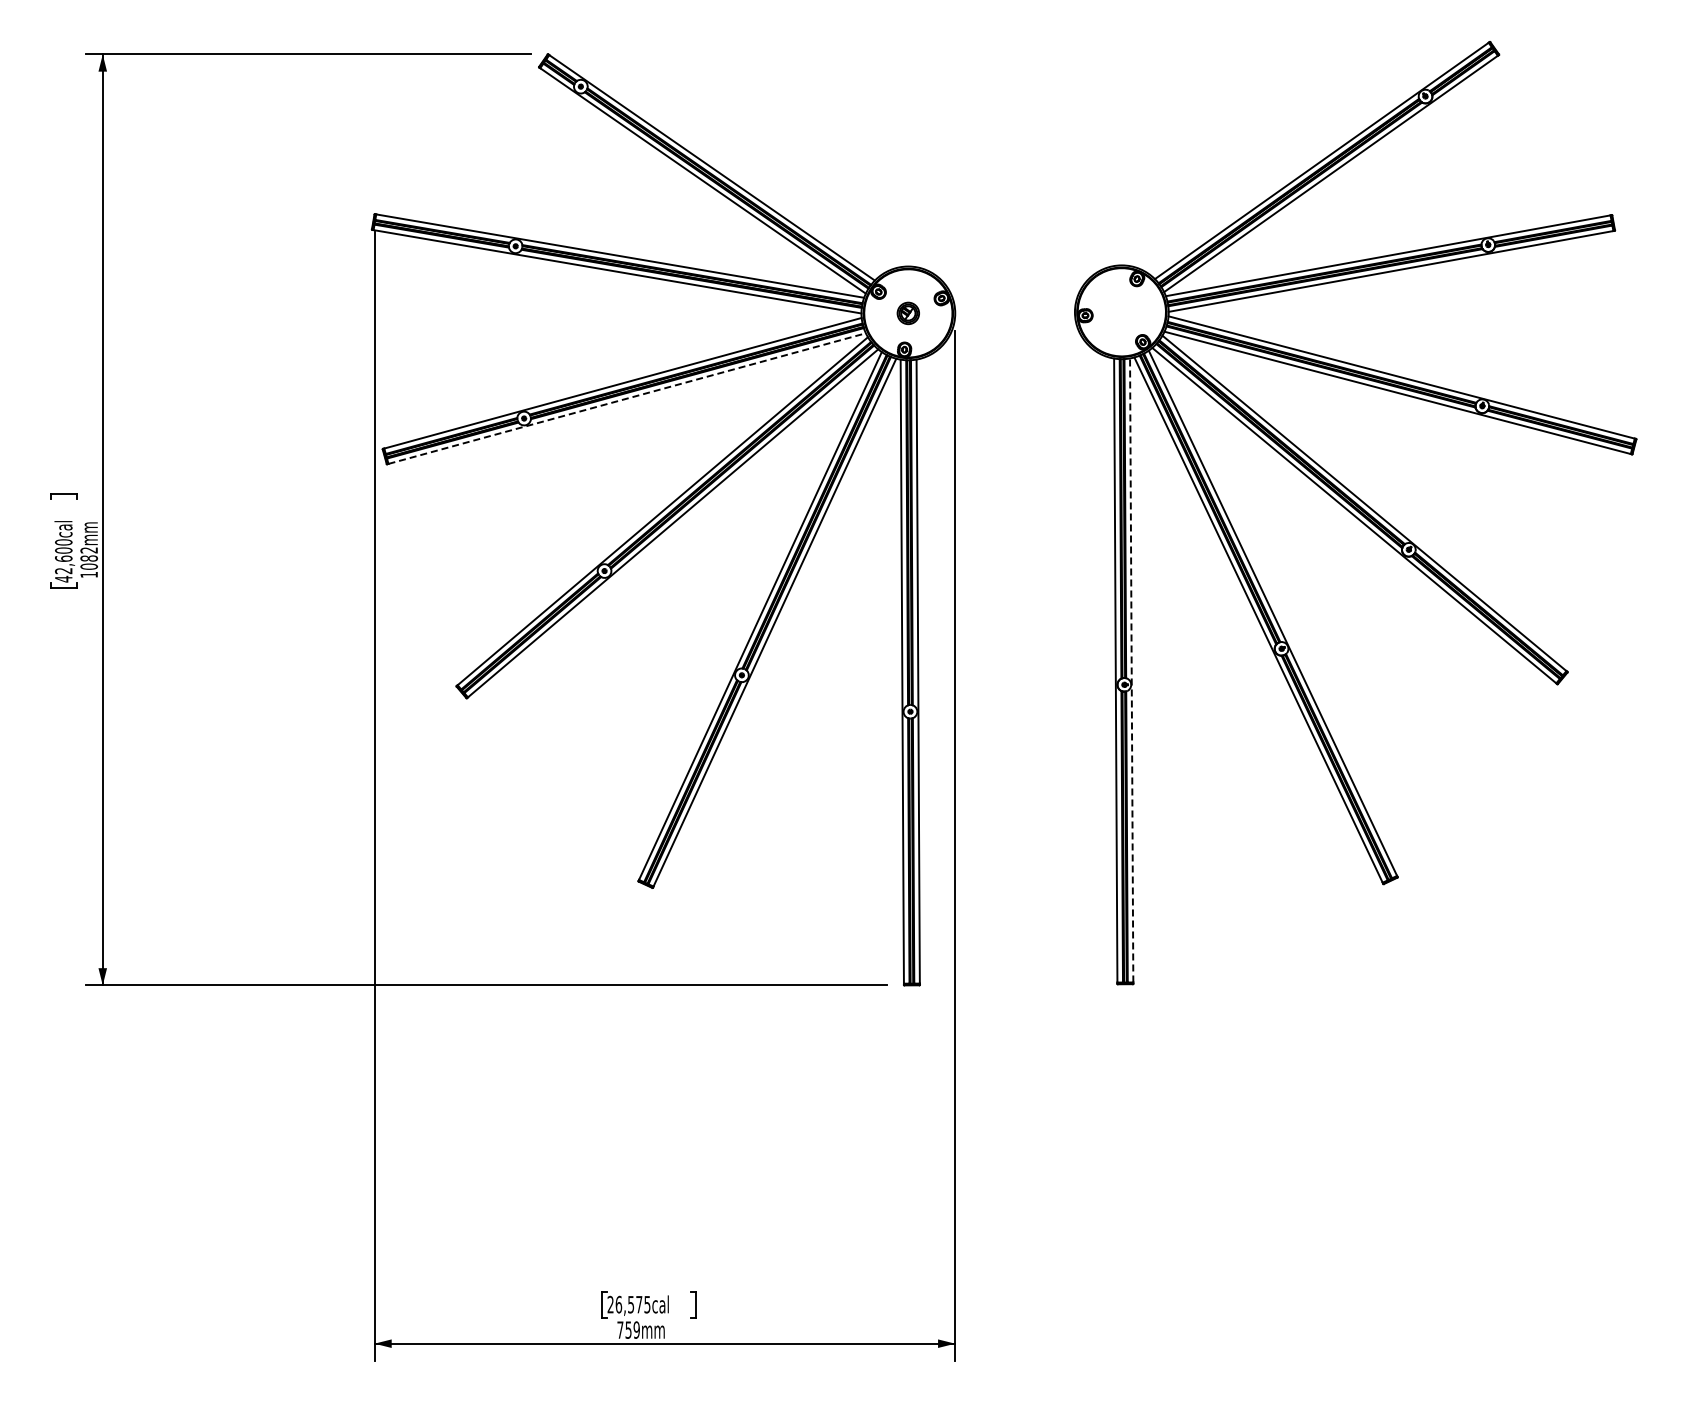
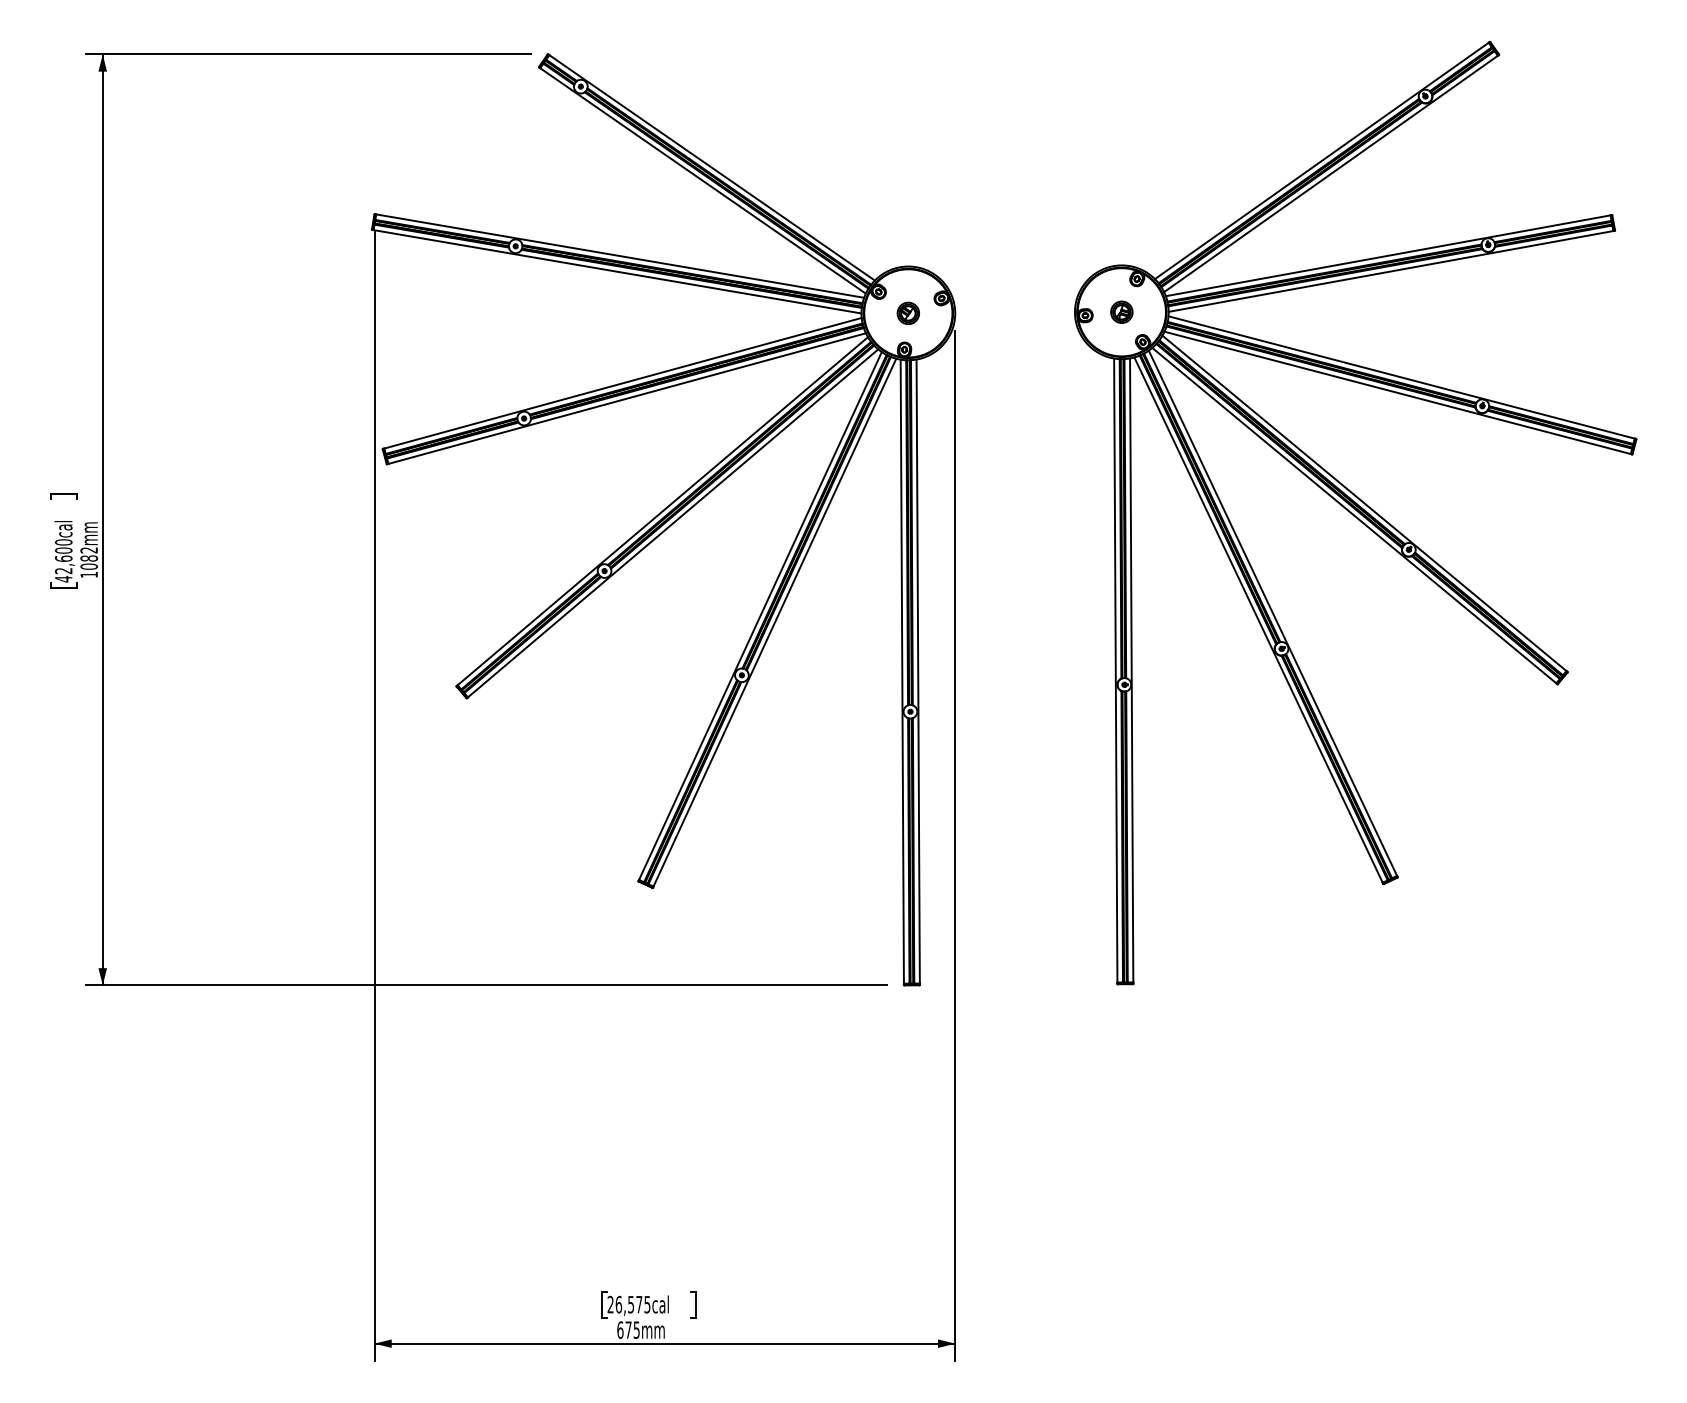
part: none -> present (1121, 311)
line: dashed -> solid (627, 398)
line: dashed -> solid (1131, 669)
text: 759mm -> 675mm (628, 1329)
